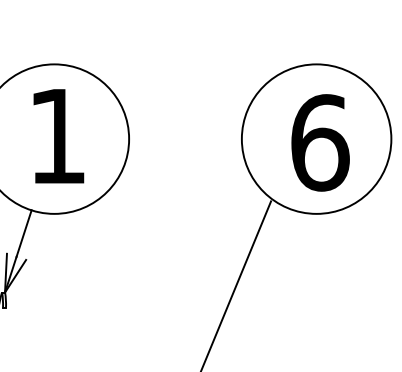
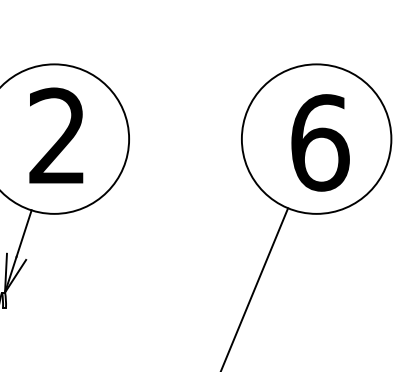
text: 1 -> 2 (56, 135)
line position: (236, 284) -> (255, 288) (255, 288)
